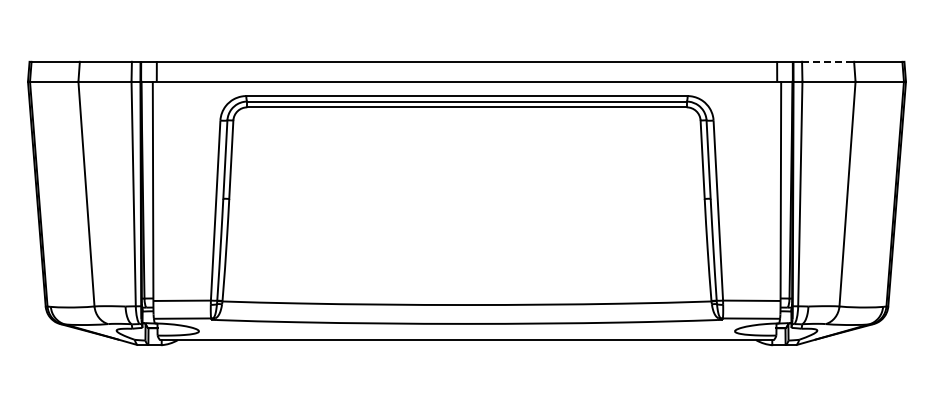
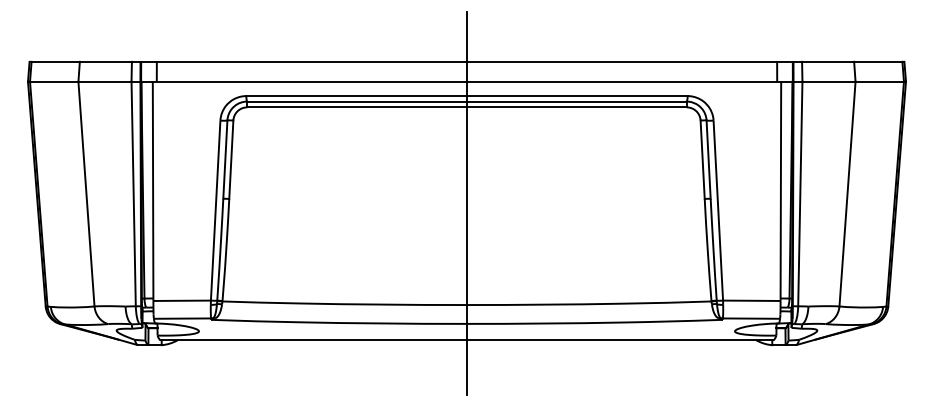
line: dashed -> solid (828, 61)
line: none -> present (466, 203)
